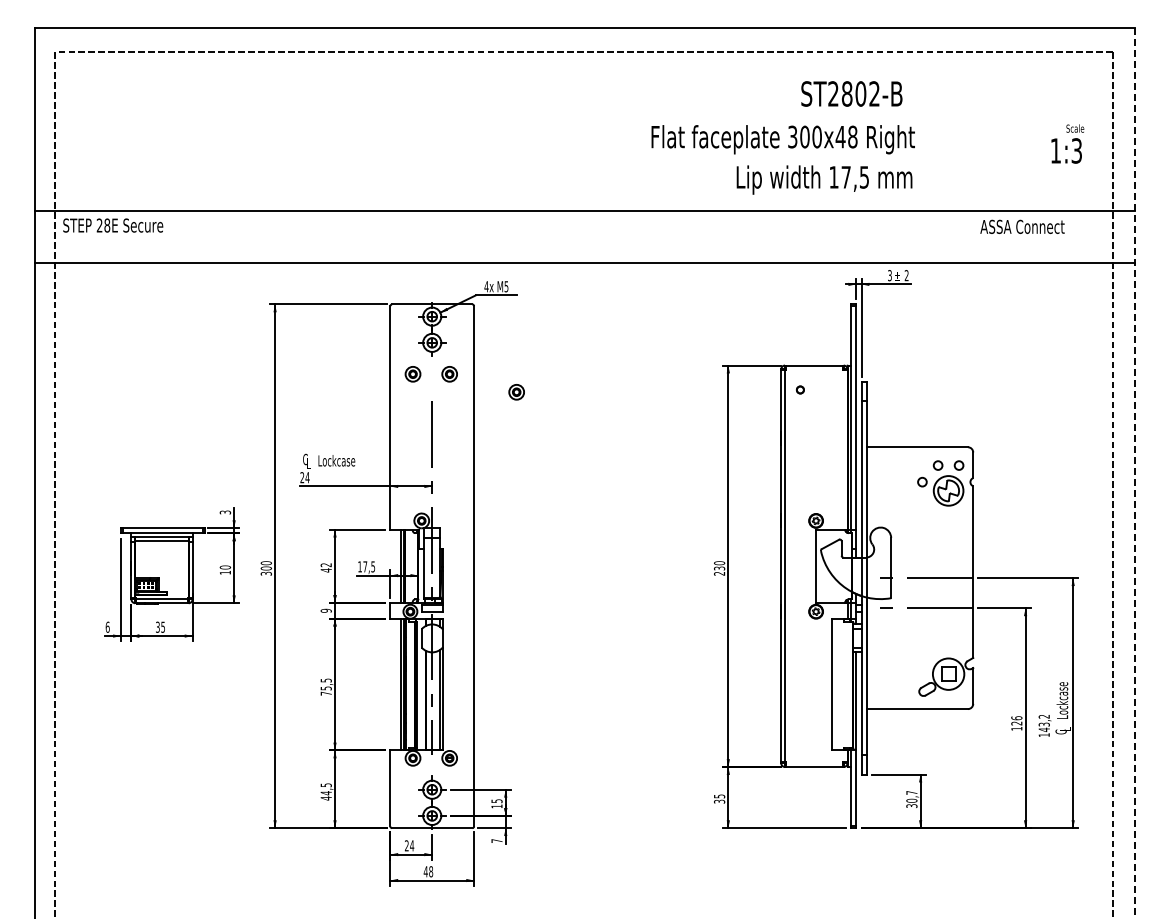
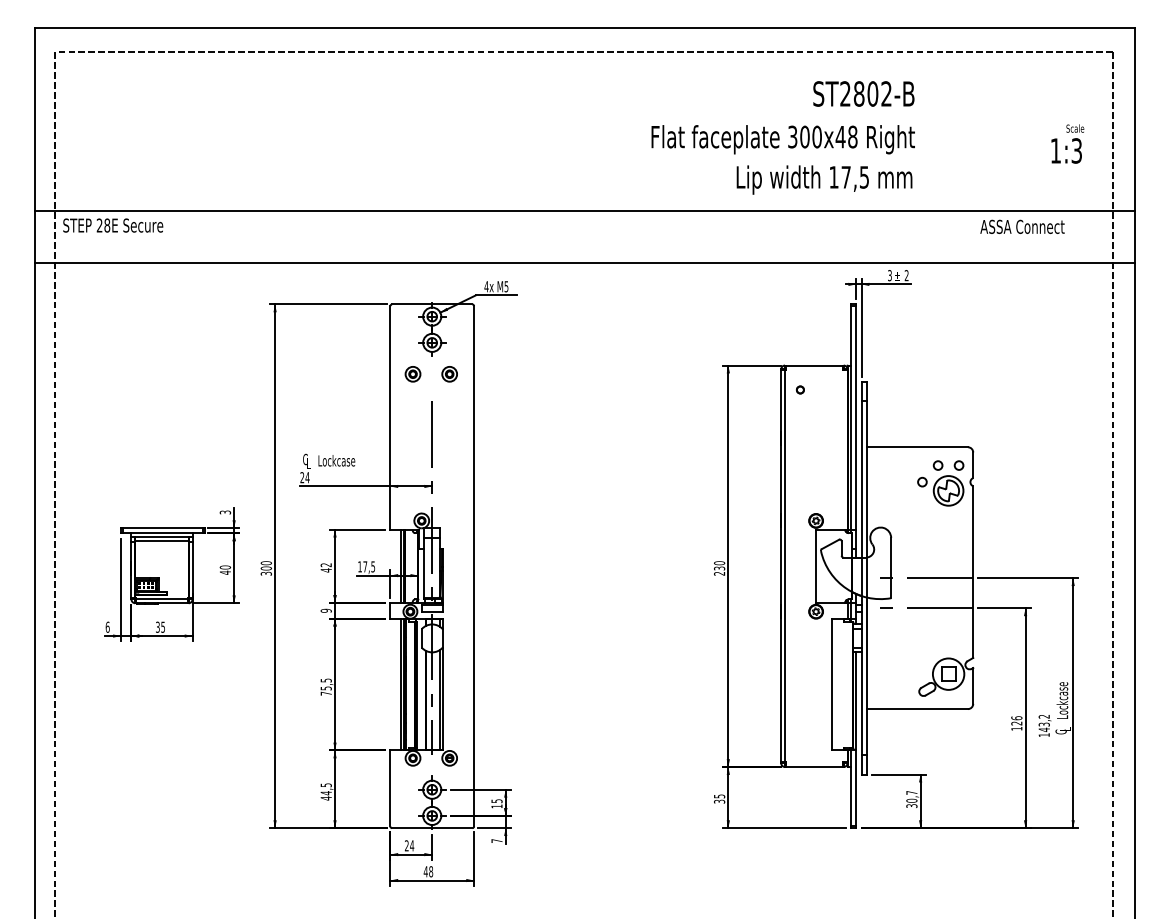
text position: (851, 93) -> (863, 93) (863, 93)
part: present -> none (516, 392)
line: dashed -> solid (1134, 473)
text: 10 -> 40 (225, 572)
